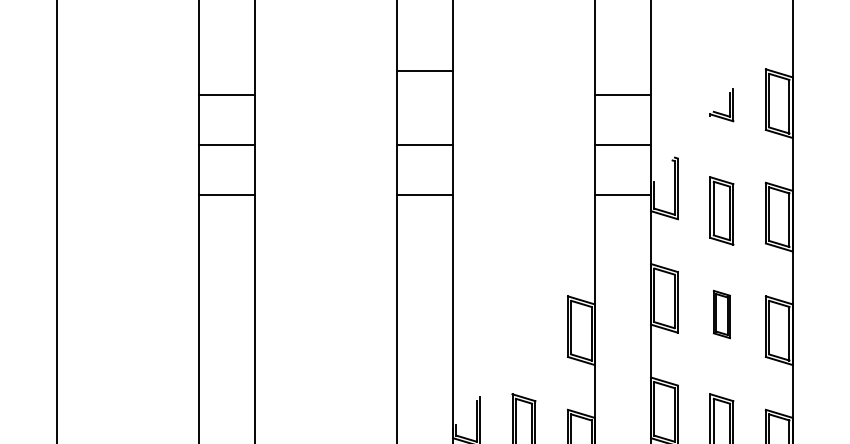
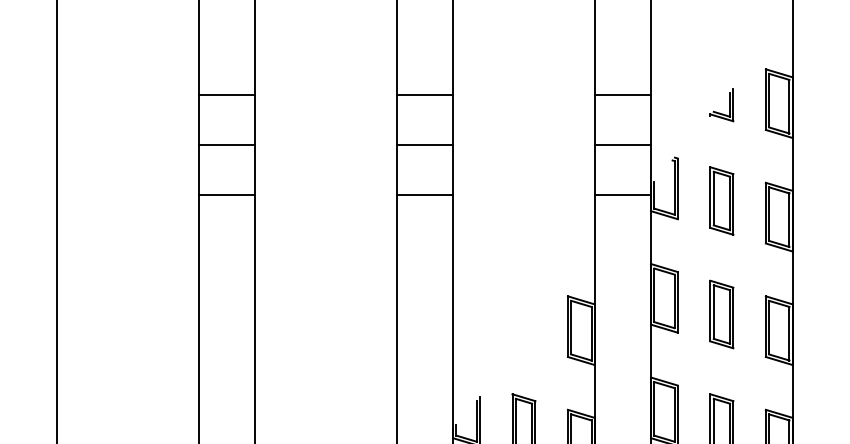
line position: (424, 71) -> (424, 95) (424, 95)
part position: (721, 210) -> (721, 200) (721, 200)
part size: 19x51 px -> 26x71 px (721, 314)
